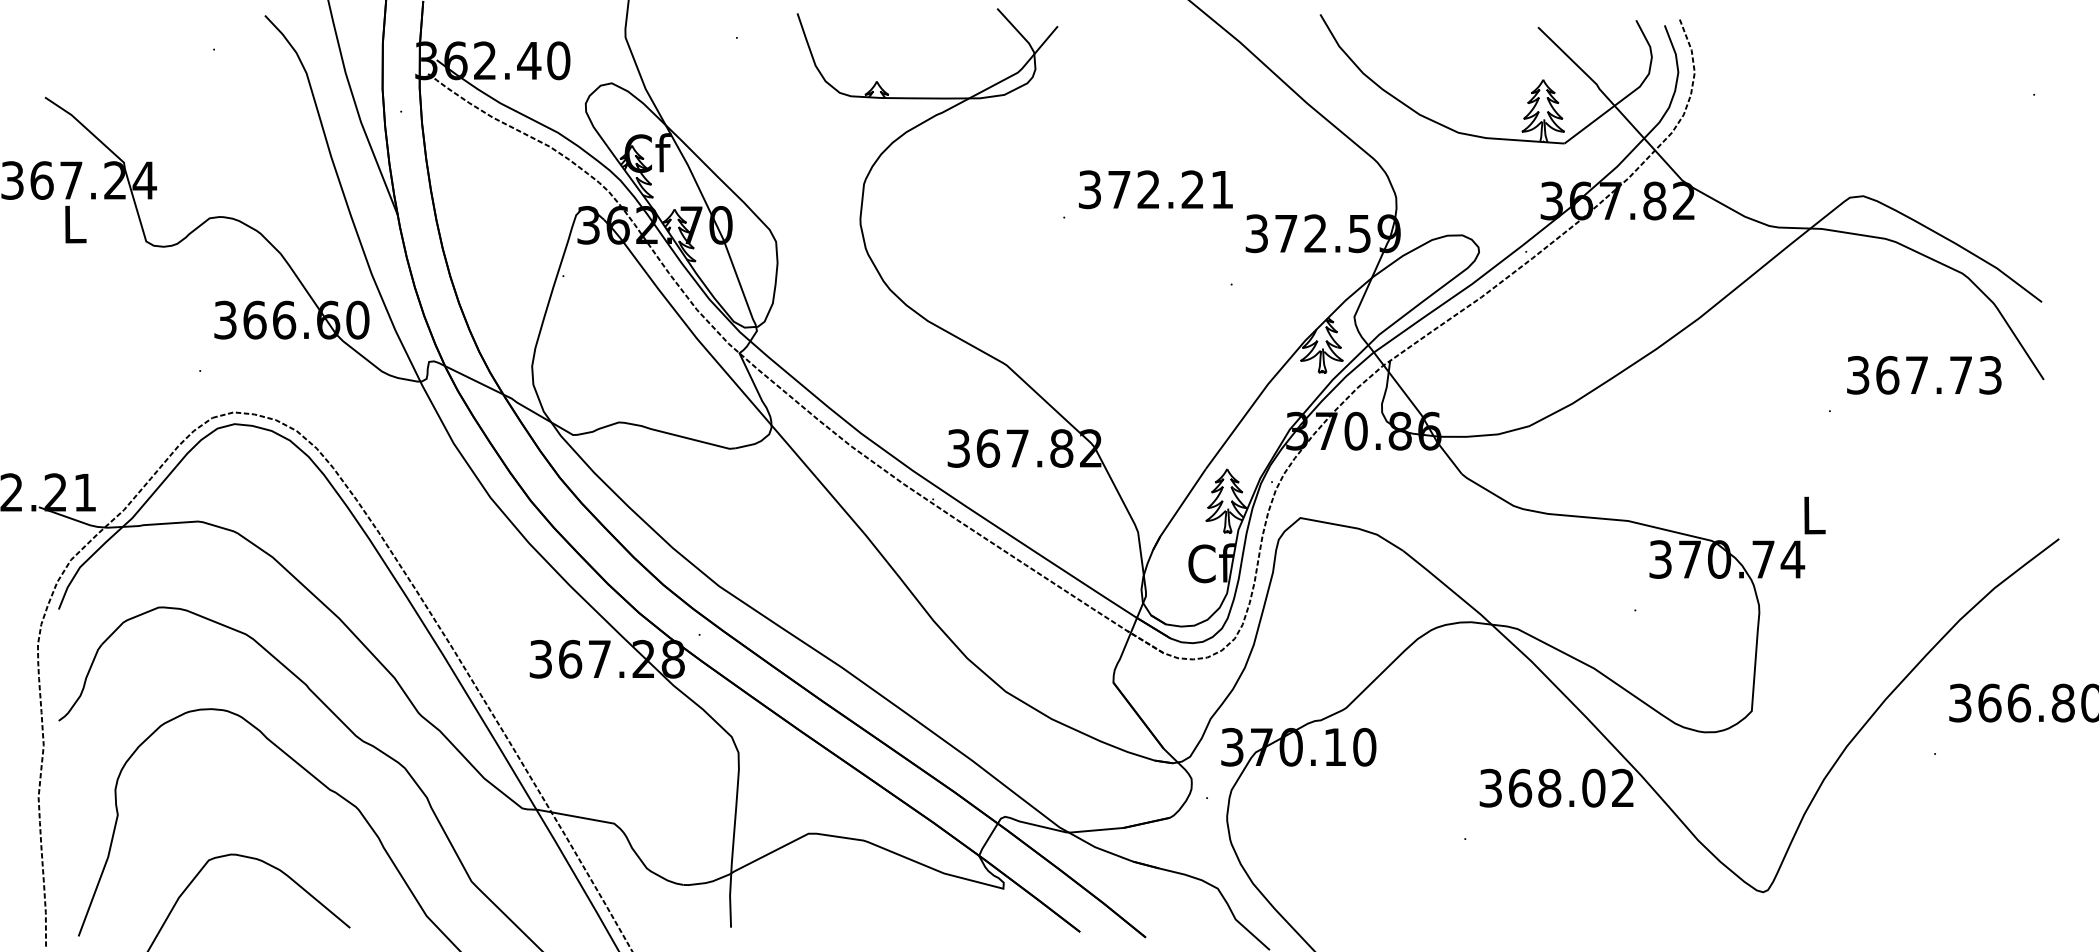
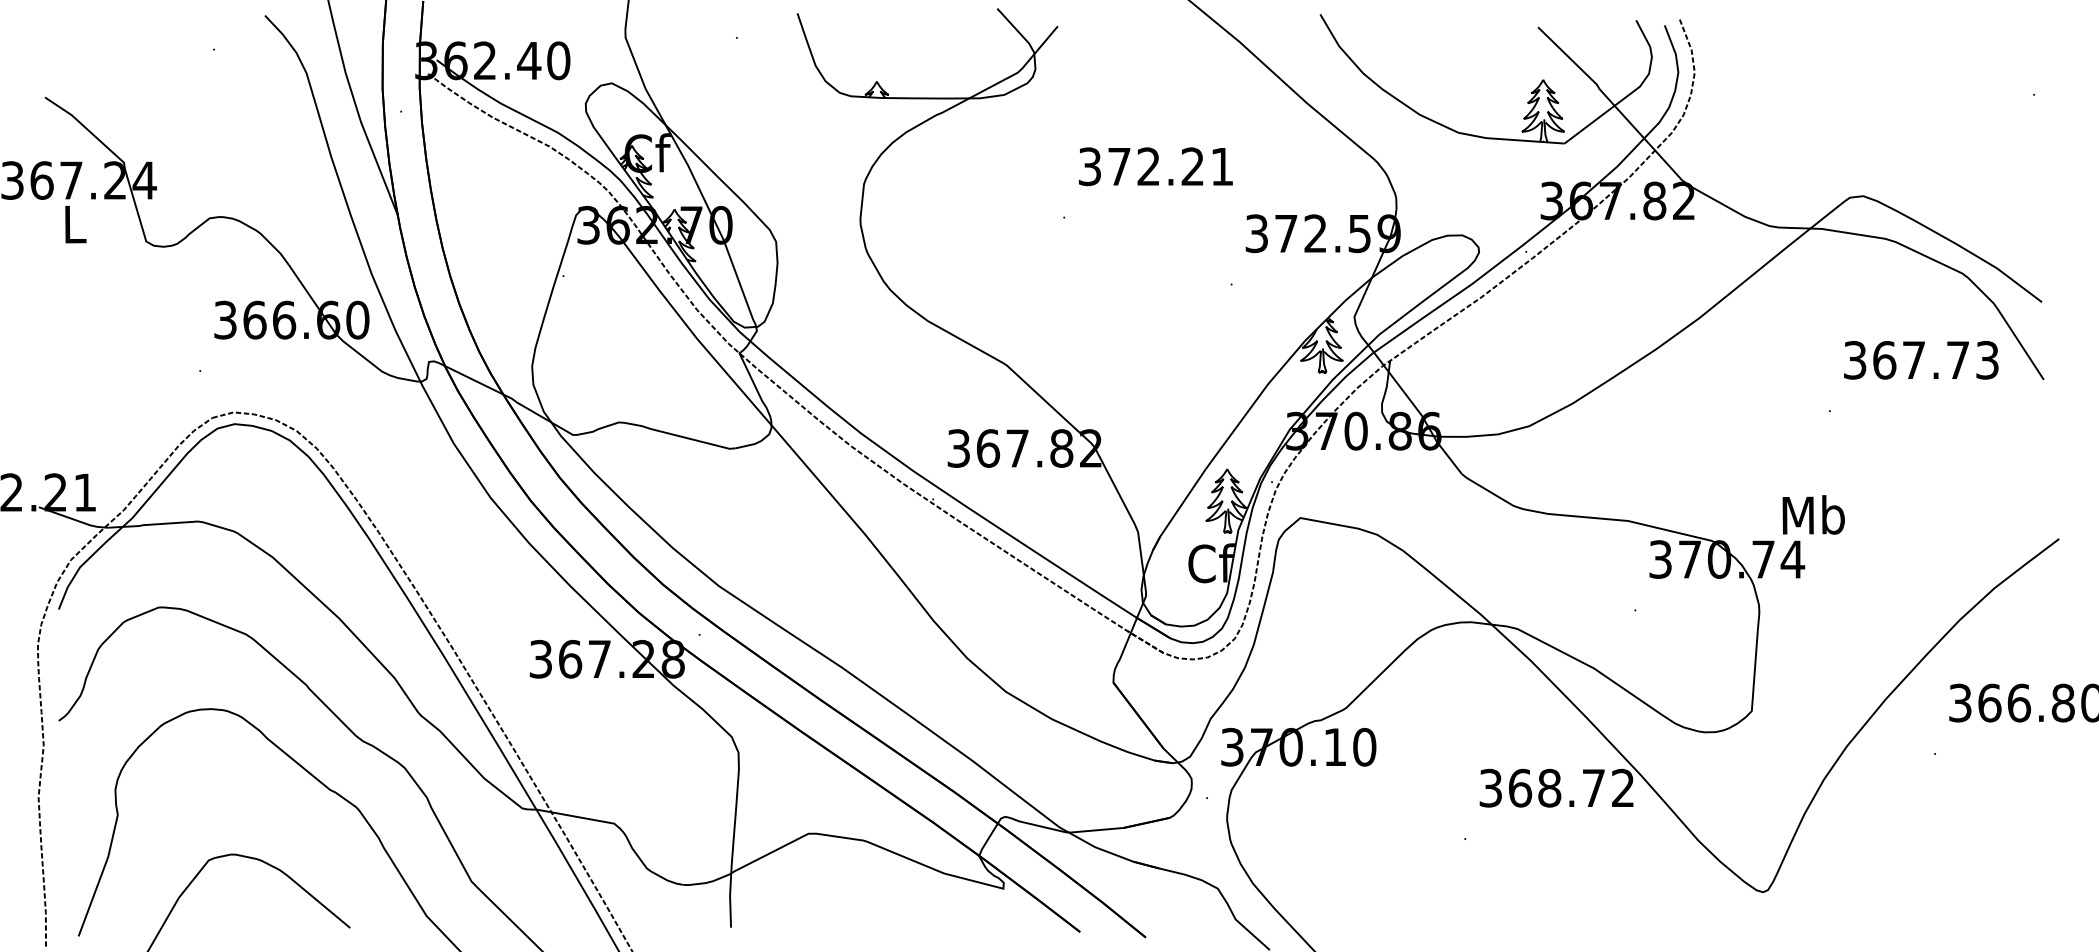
text position: (1155, 189) -> (1155, 166) (1155, 166)
text position: (1924, 375) -> (1921, 360) (1921, 360)
text: L -> Mb (1813, 514)
text: 368.02 -> 368.72 (1593, 787)
